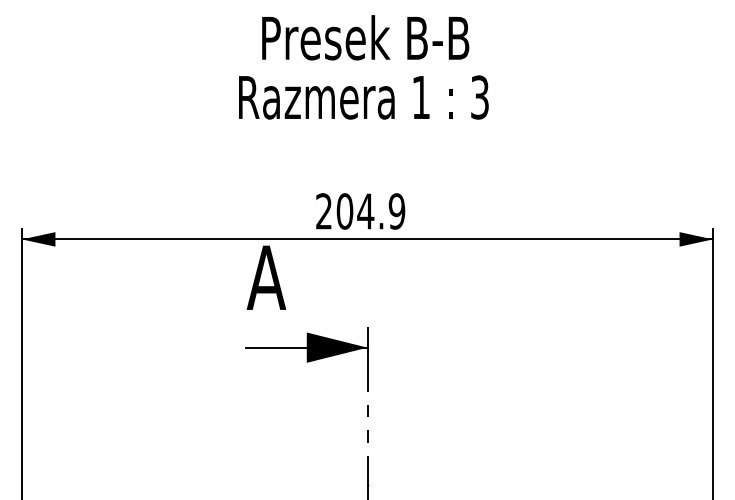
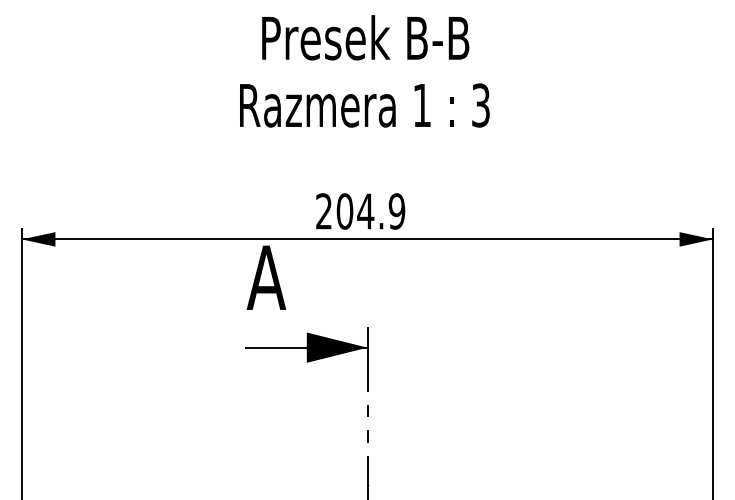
text position: (363, 97) -> (364, 105) (364, 105)
